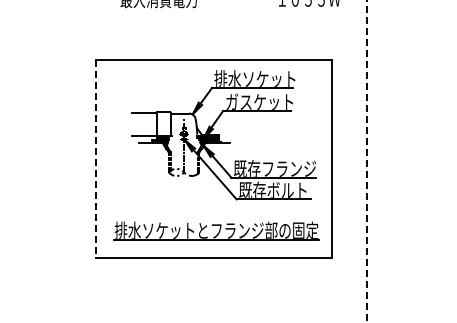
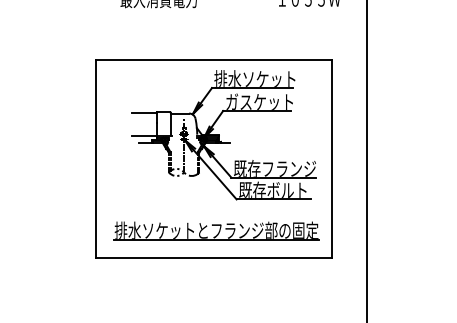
line: dashed -> solid (96, 159)
line: dashed -> solid (366, 161)
